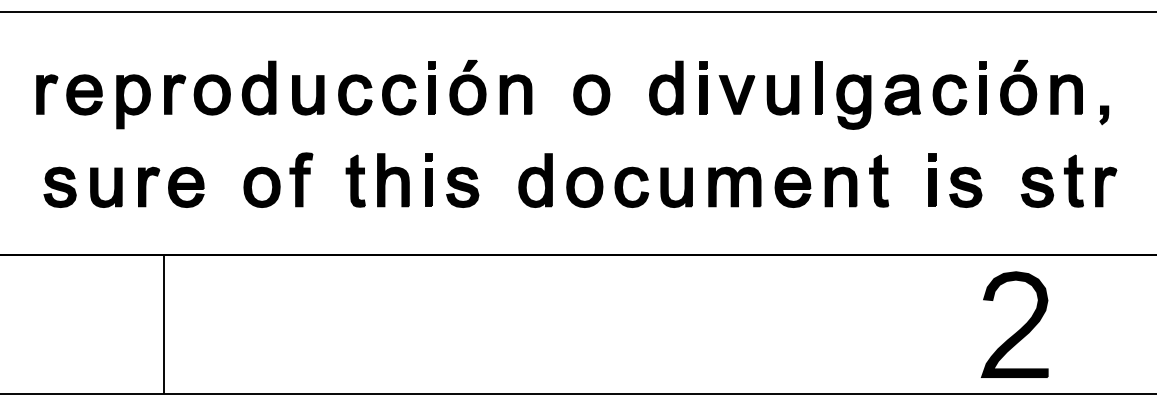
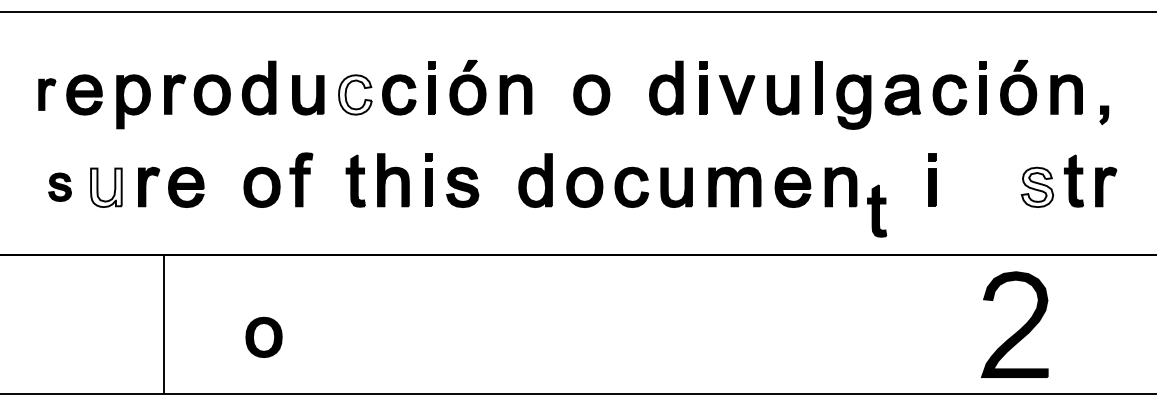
part size: 23x41 px -> 19x33 px (47, 94)
fill: present -> none (355, 94)
part position: (879, 180) -> (877, 210) (877, 210)
part size: 34x42 px -> 24x30 px (59, 186)
part: present -> none (965, 186)
fill: present -> none (106, 187)
fill: present -> none (1037, 187)
part: none -> present (263, 336)
